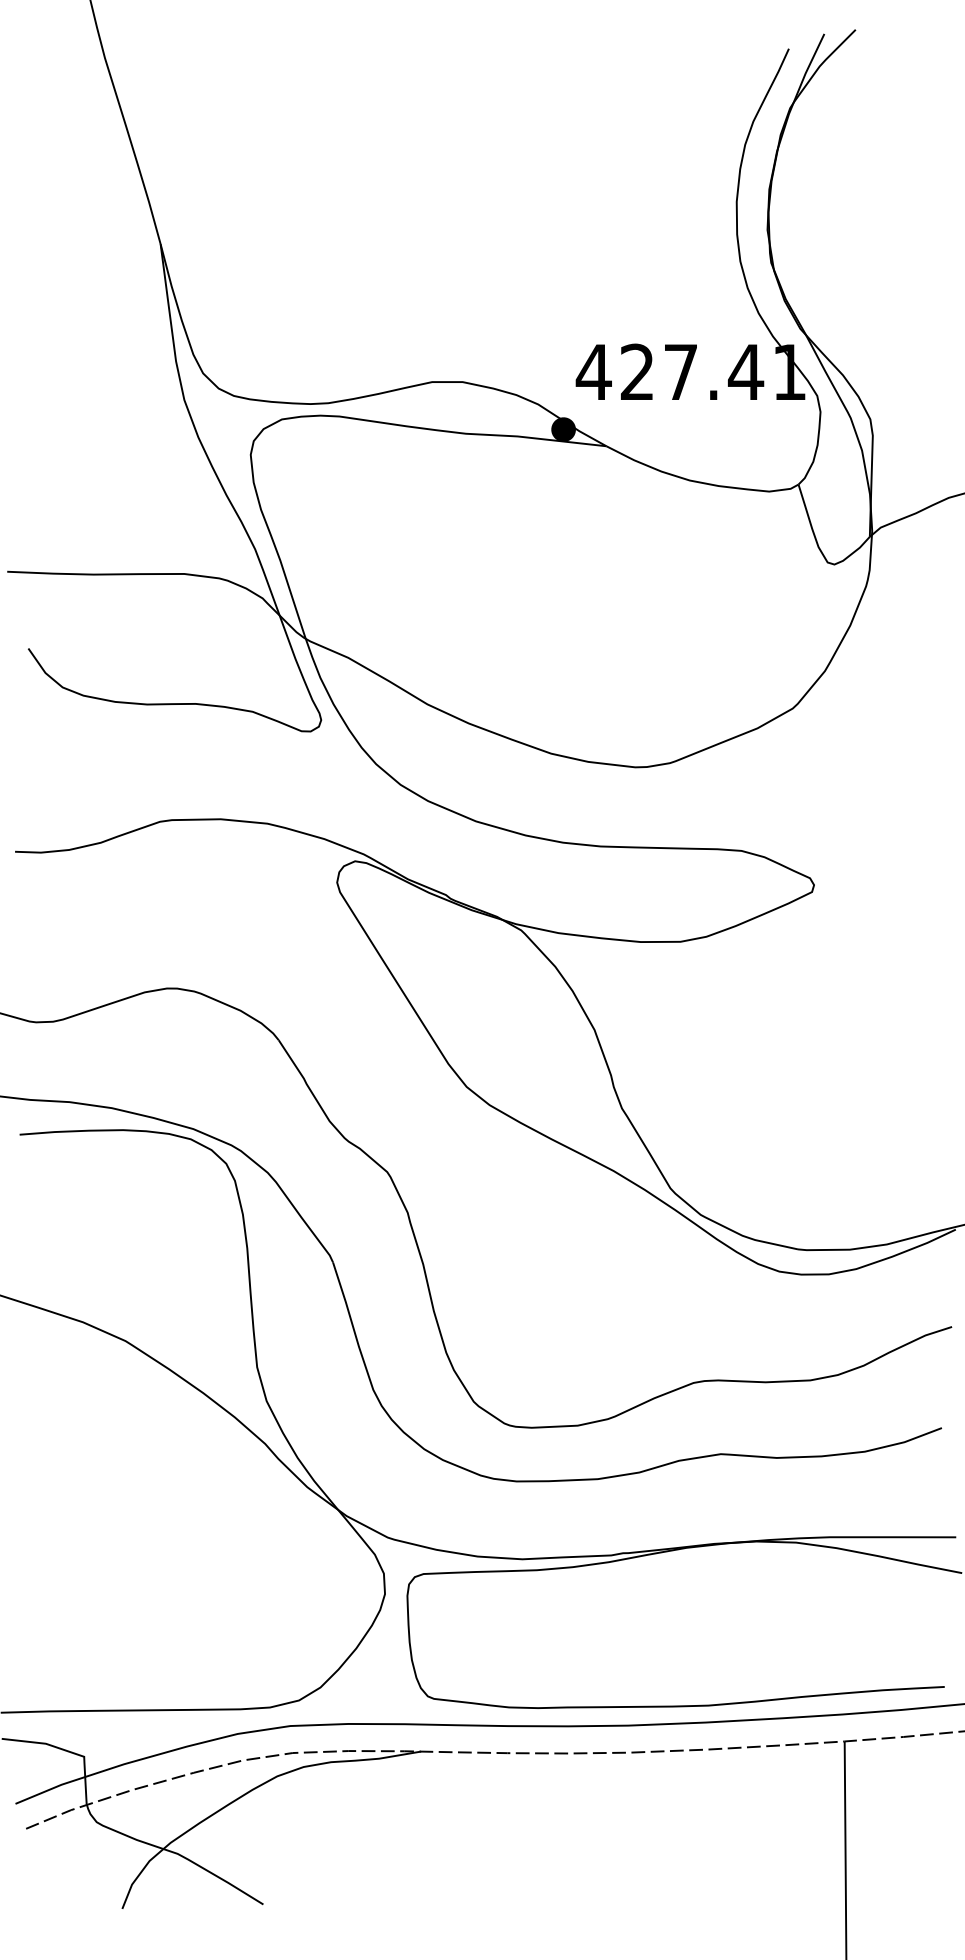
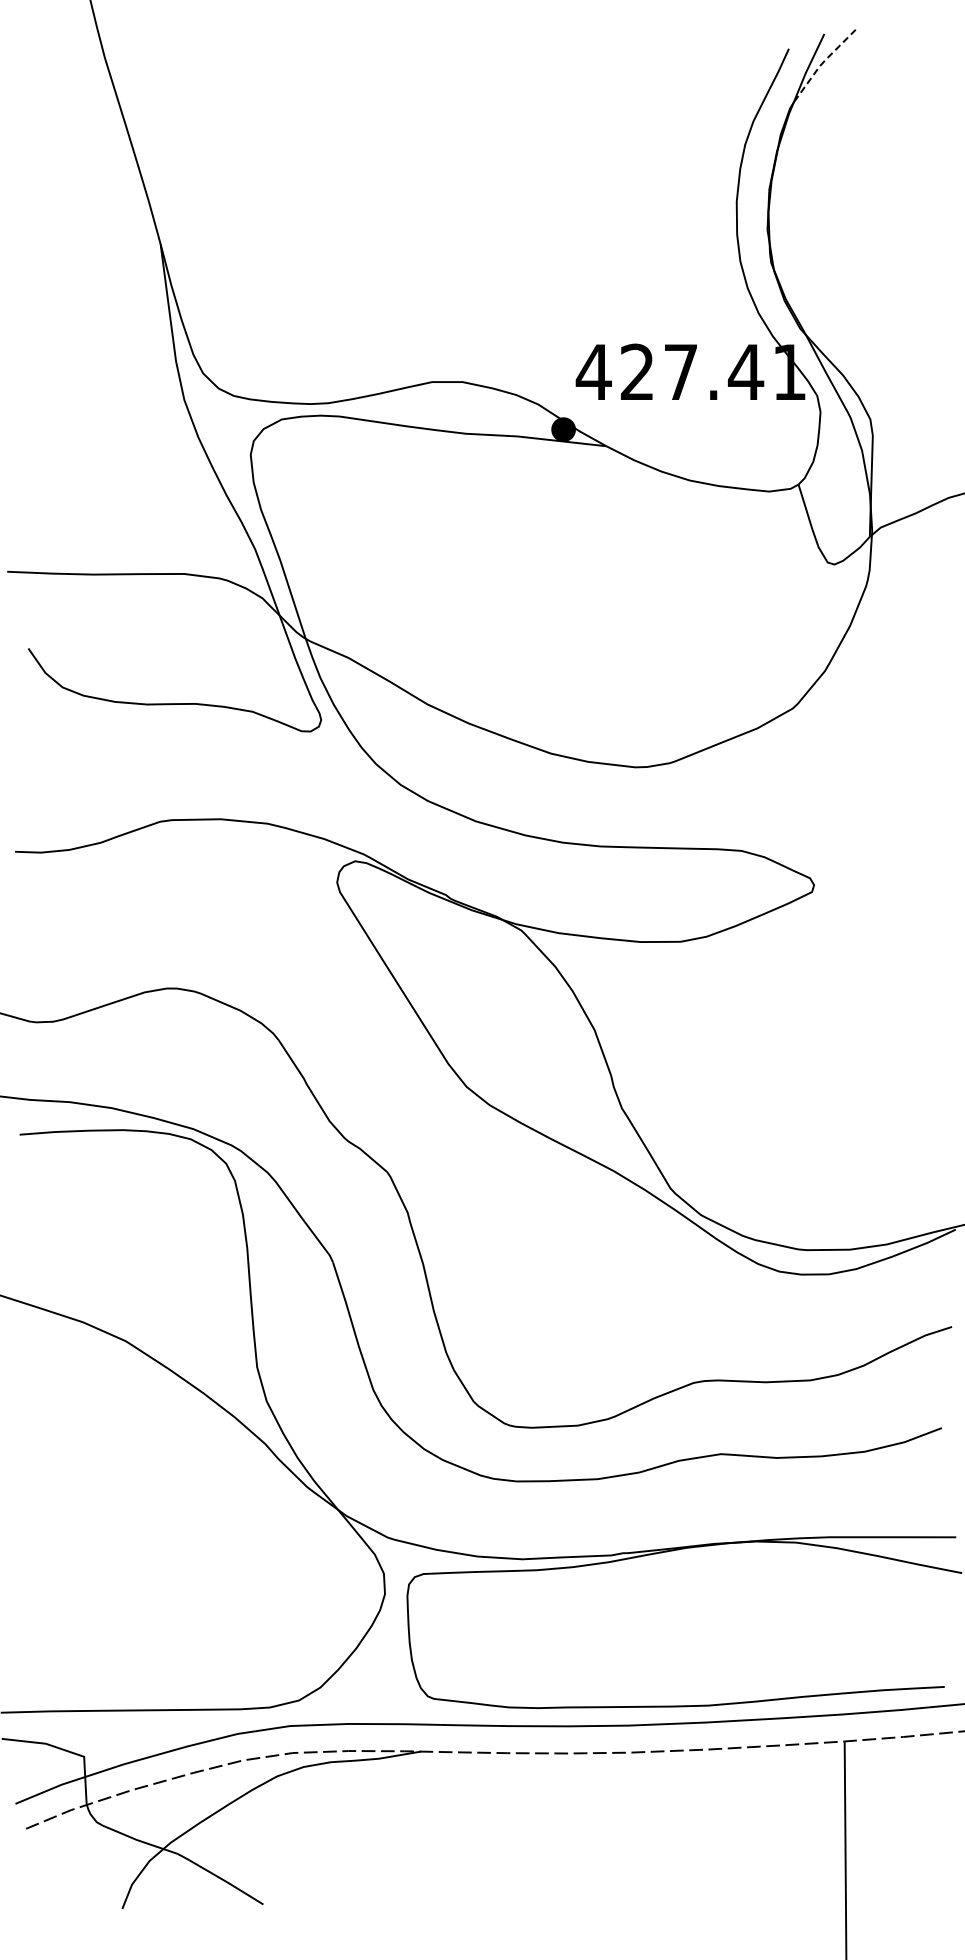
line: solid -> dashed (822, 63)
